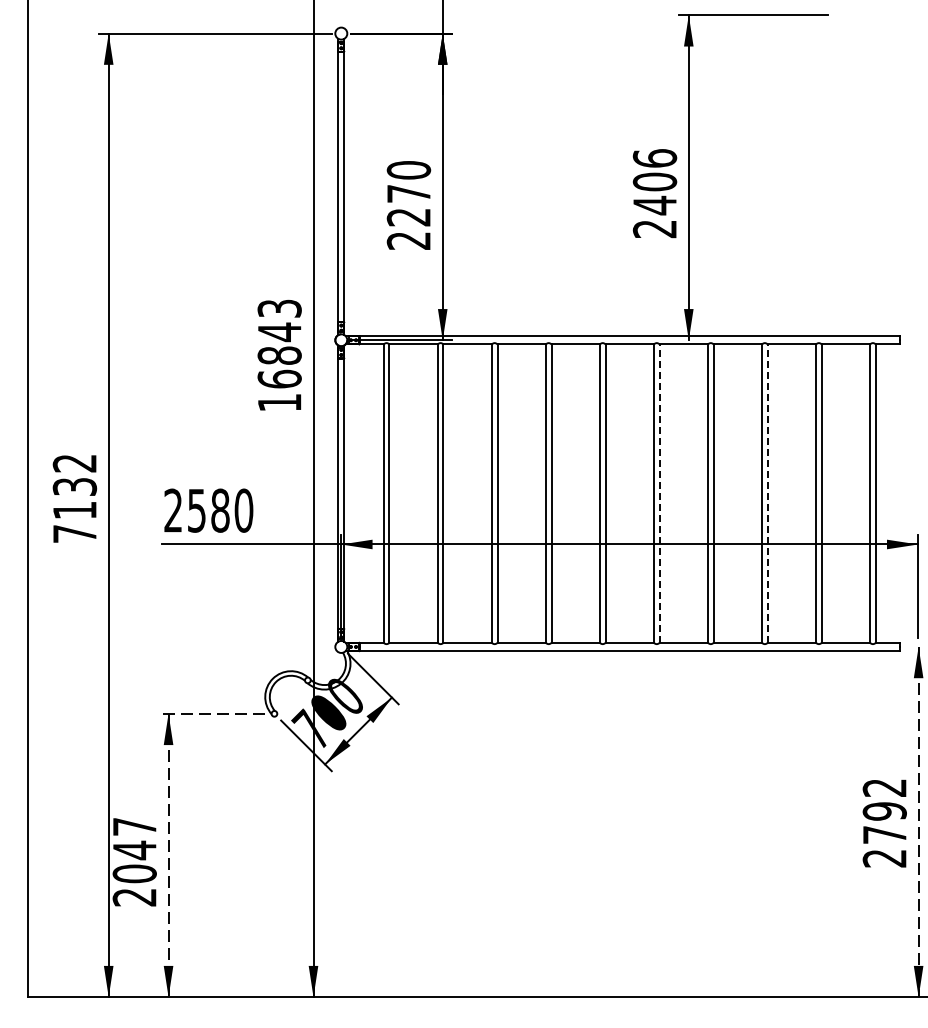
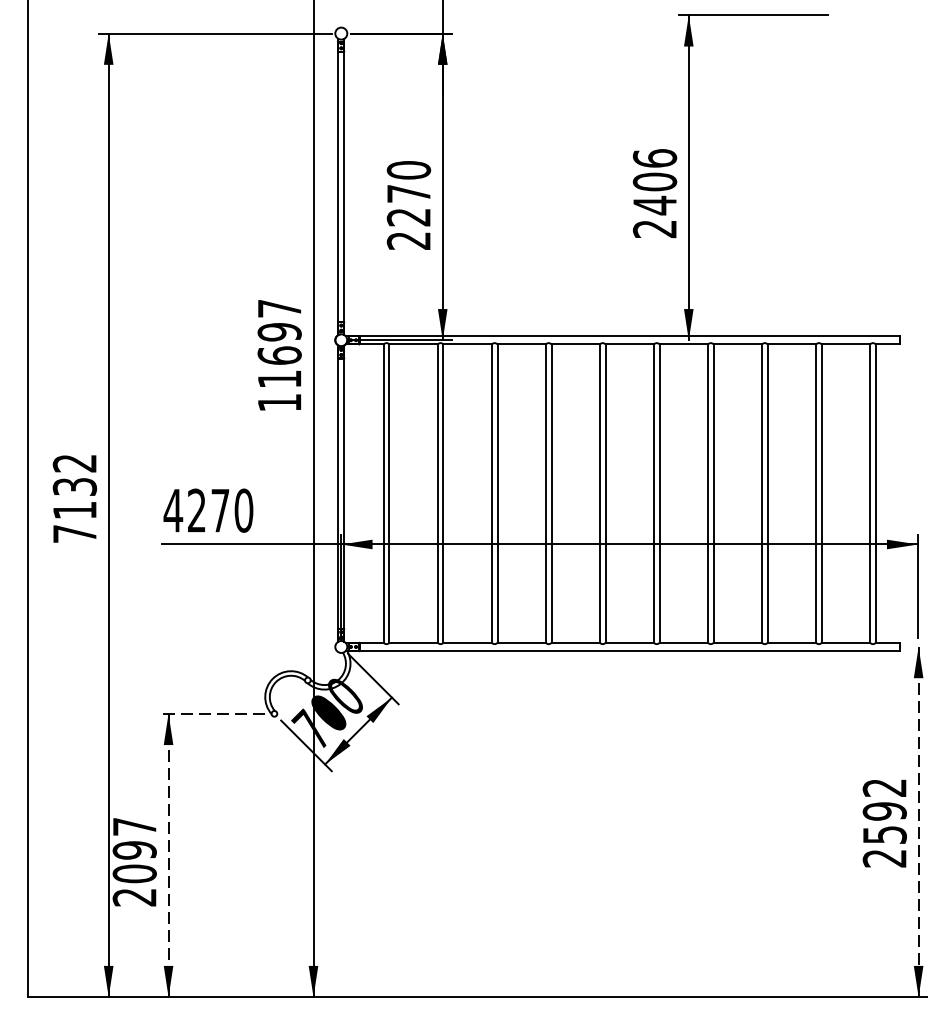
text: 16843 -> 11697 (279, 343)
line: dashed -> solid (659, 493)
line: dashed -> solid (767, 493)
text: 2580 -> 4270 (196, 510)
text: 2792 -> 2592 (884, 834)
text: 2047 -> 2097 (134, 850)
